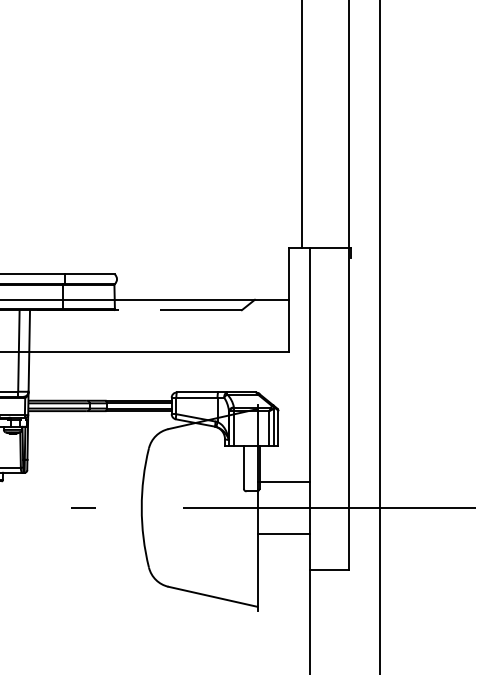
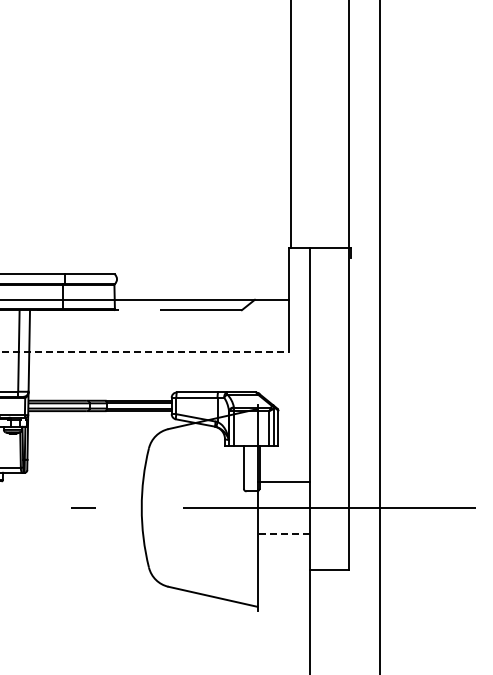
line position: (301, 124) -> (290, 124) (290, 124)
line: solid -> dashed (144, 351)
line: solid -> dashed (283, 533)
